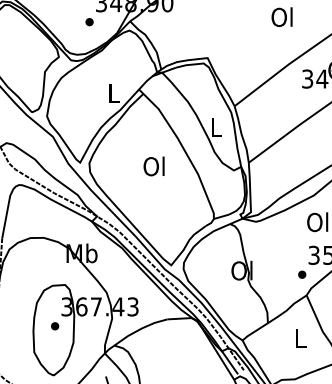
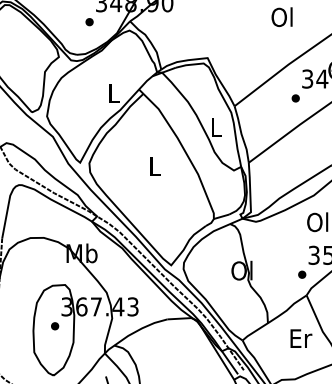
part: none -> present (295, 98)
text: Ol -> L (153, 166)
text: L -> Er (301, 338)
